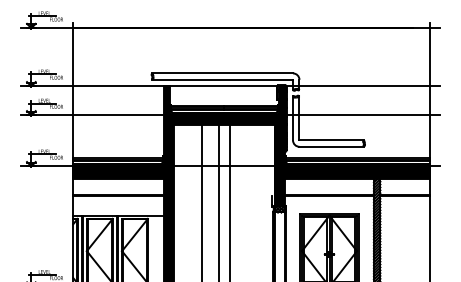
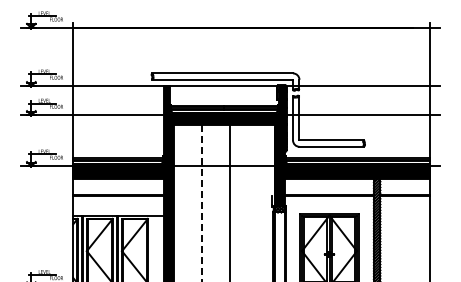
line: present -> none (219, 201)
line: solid -> dashed (201, 203)
